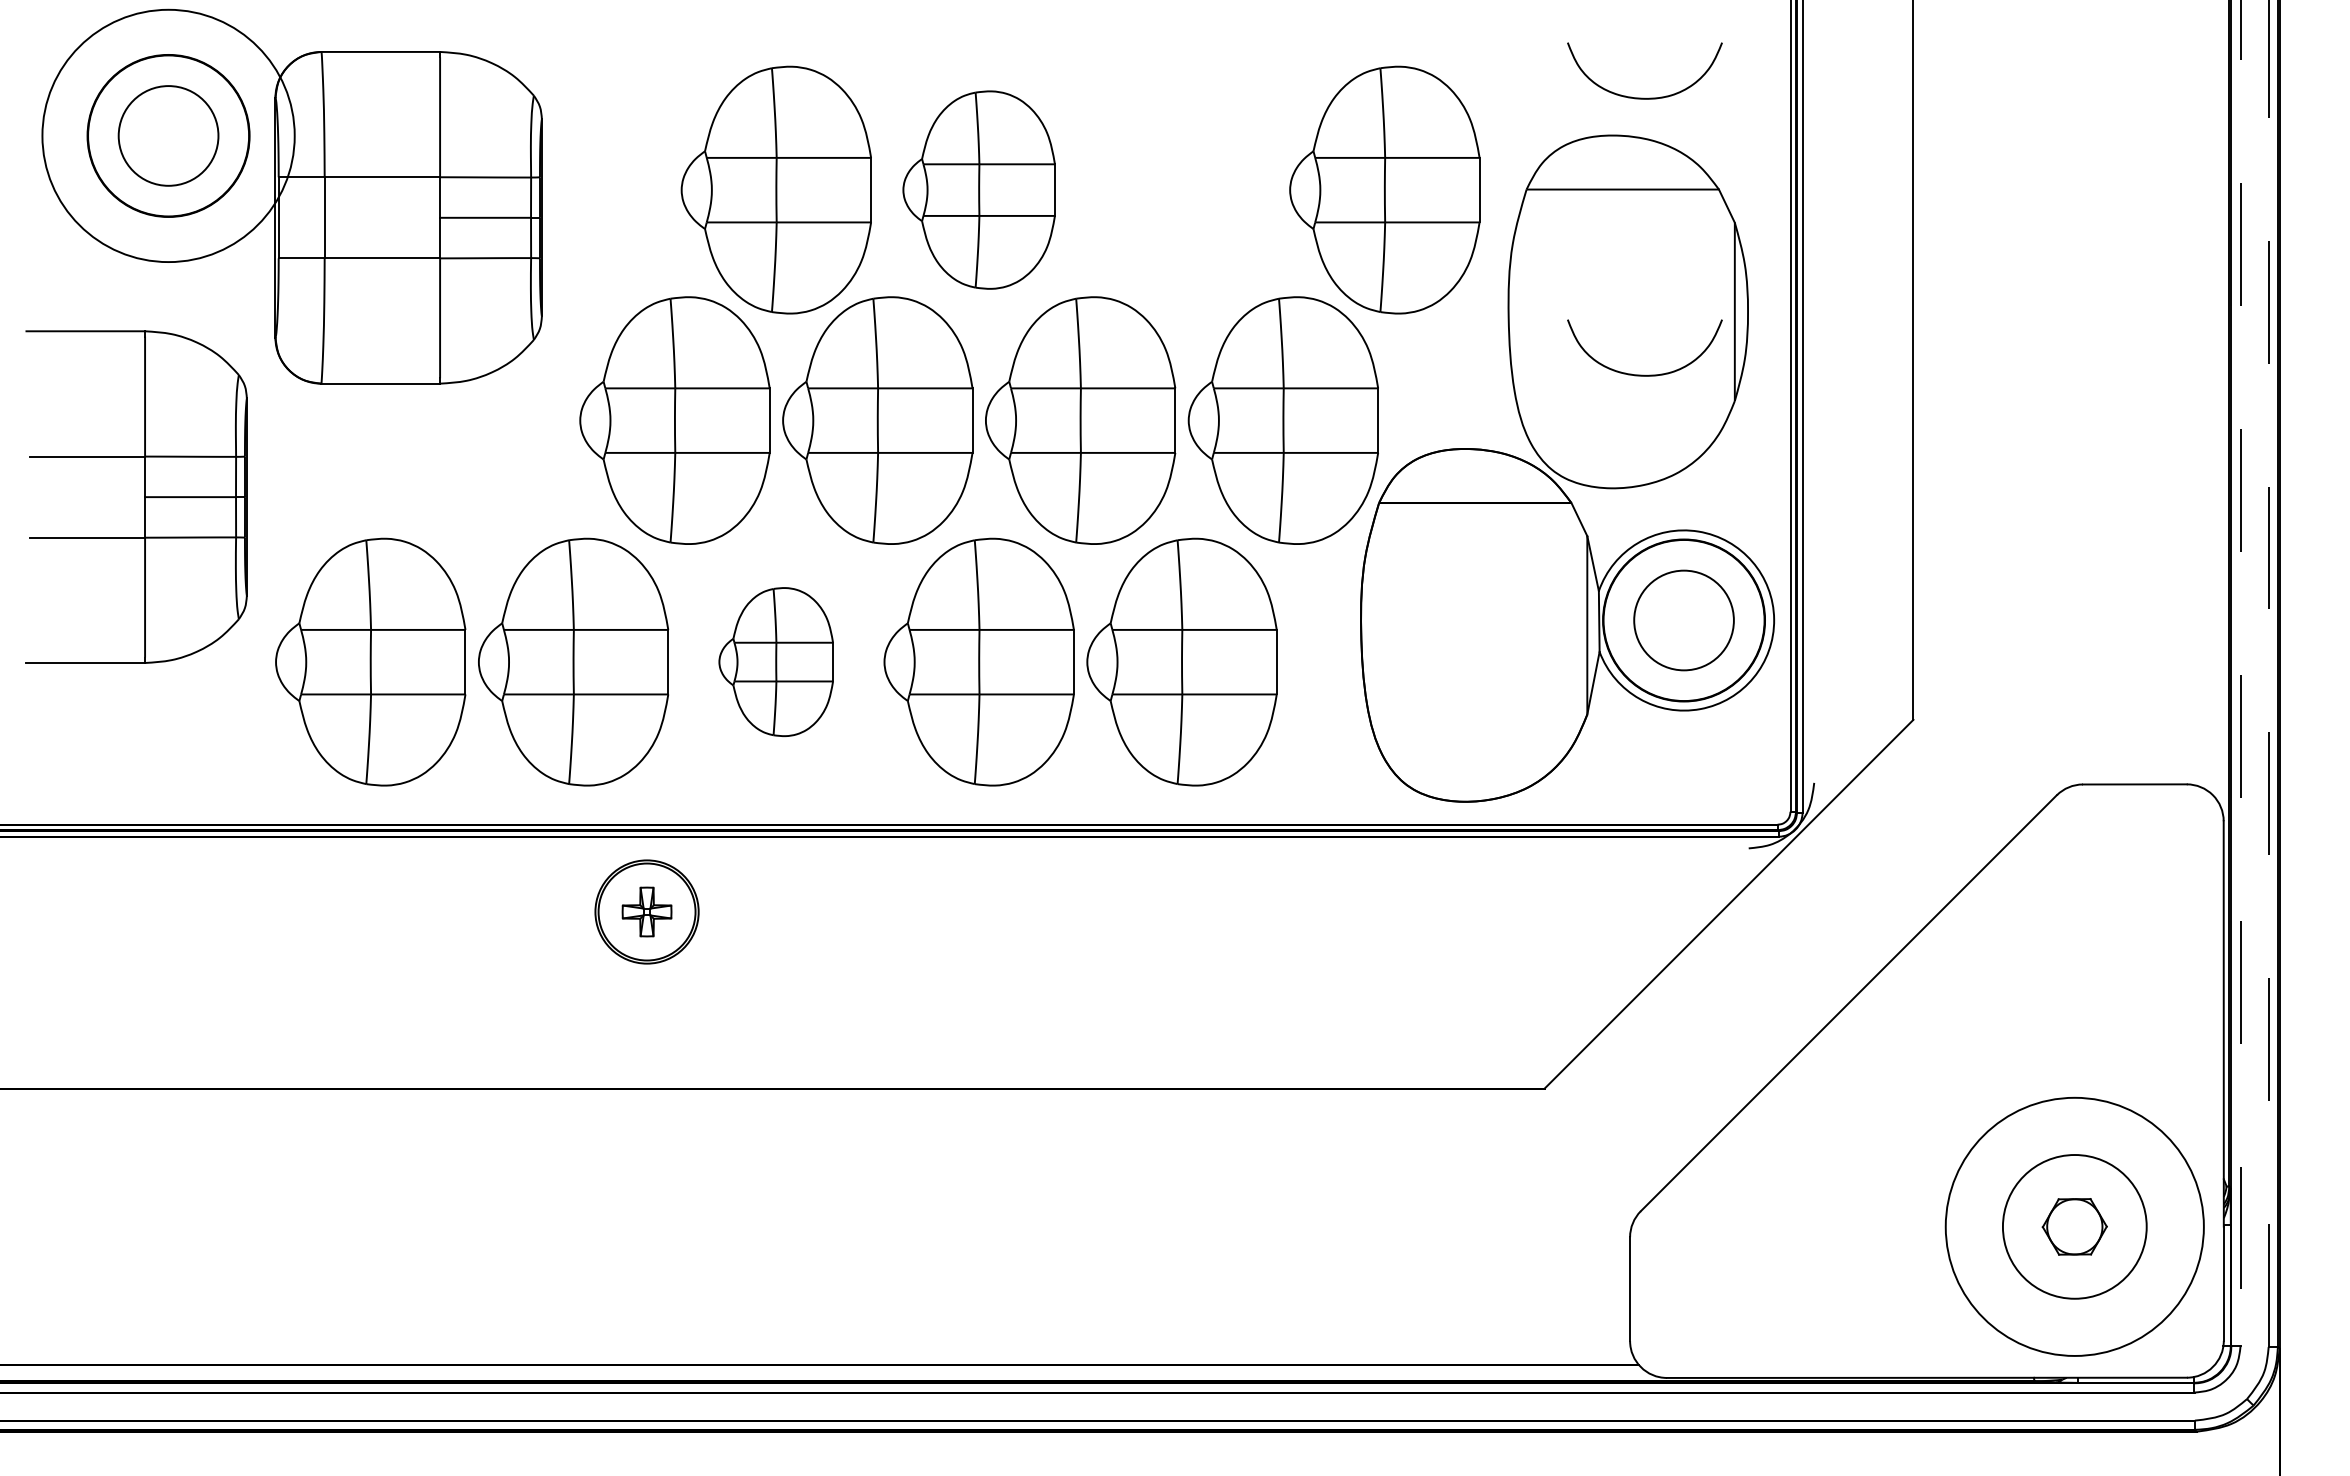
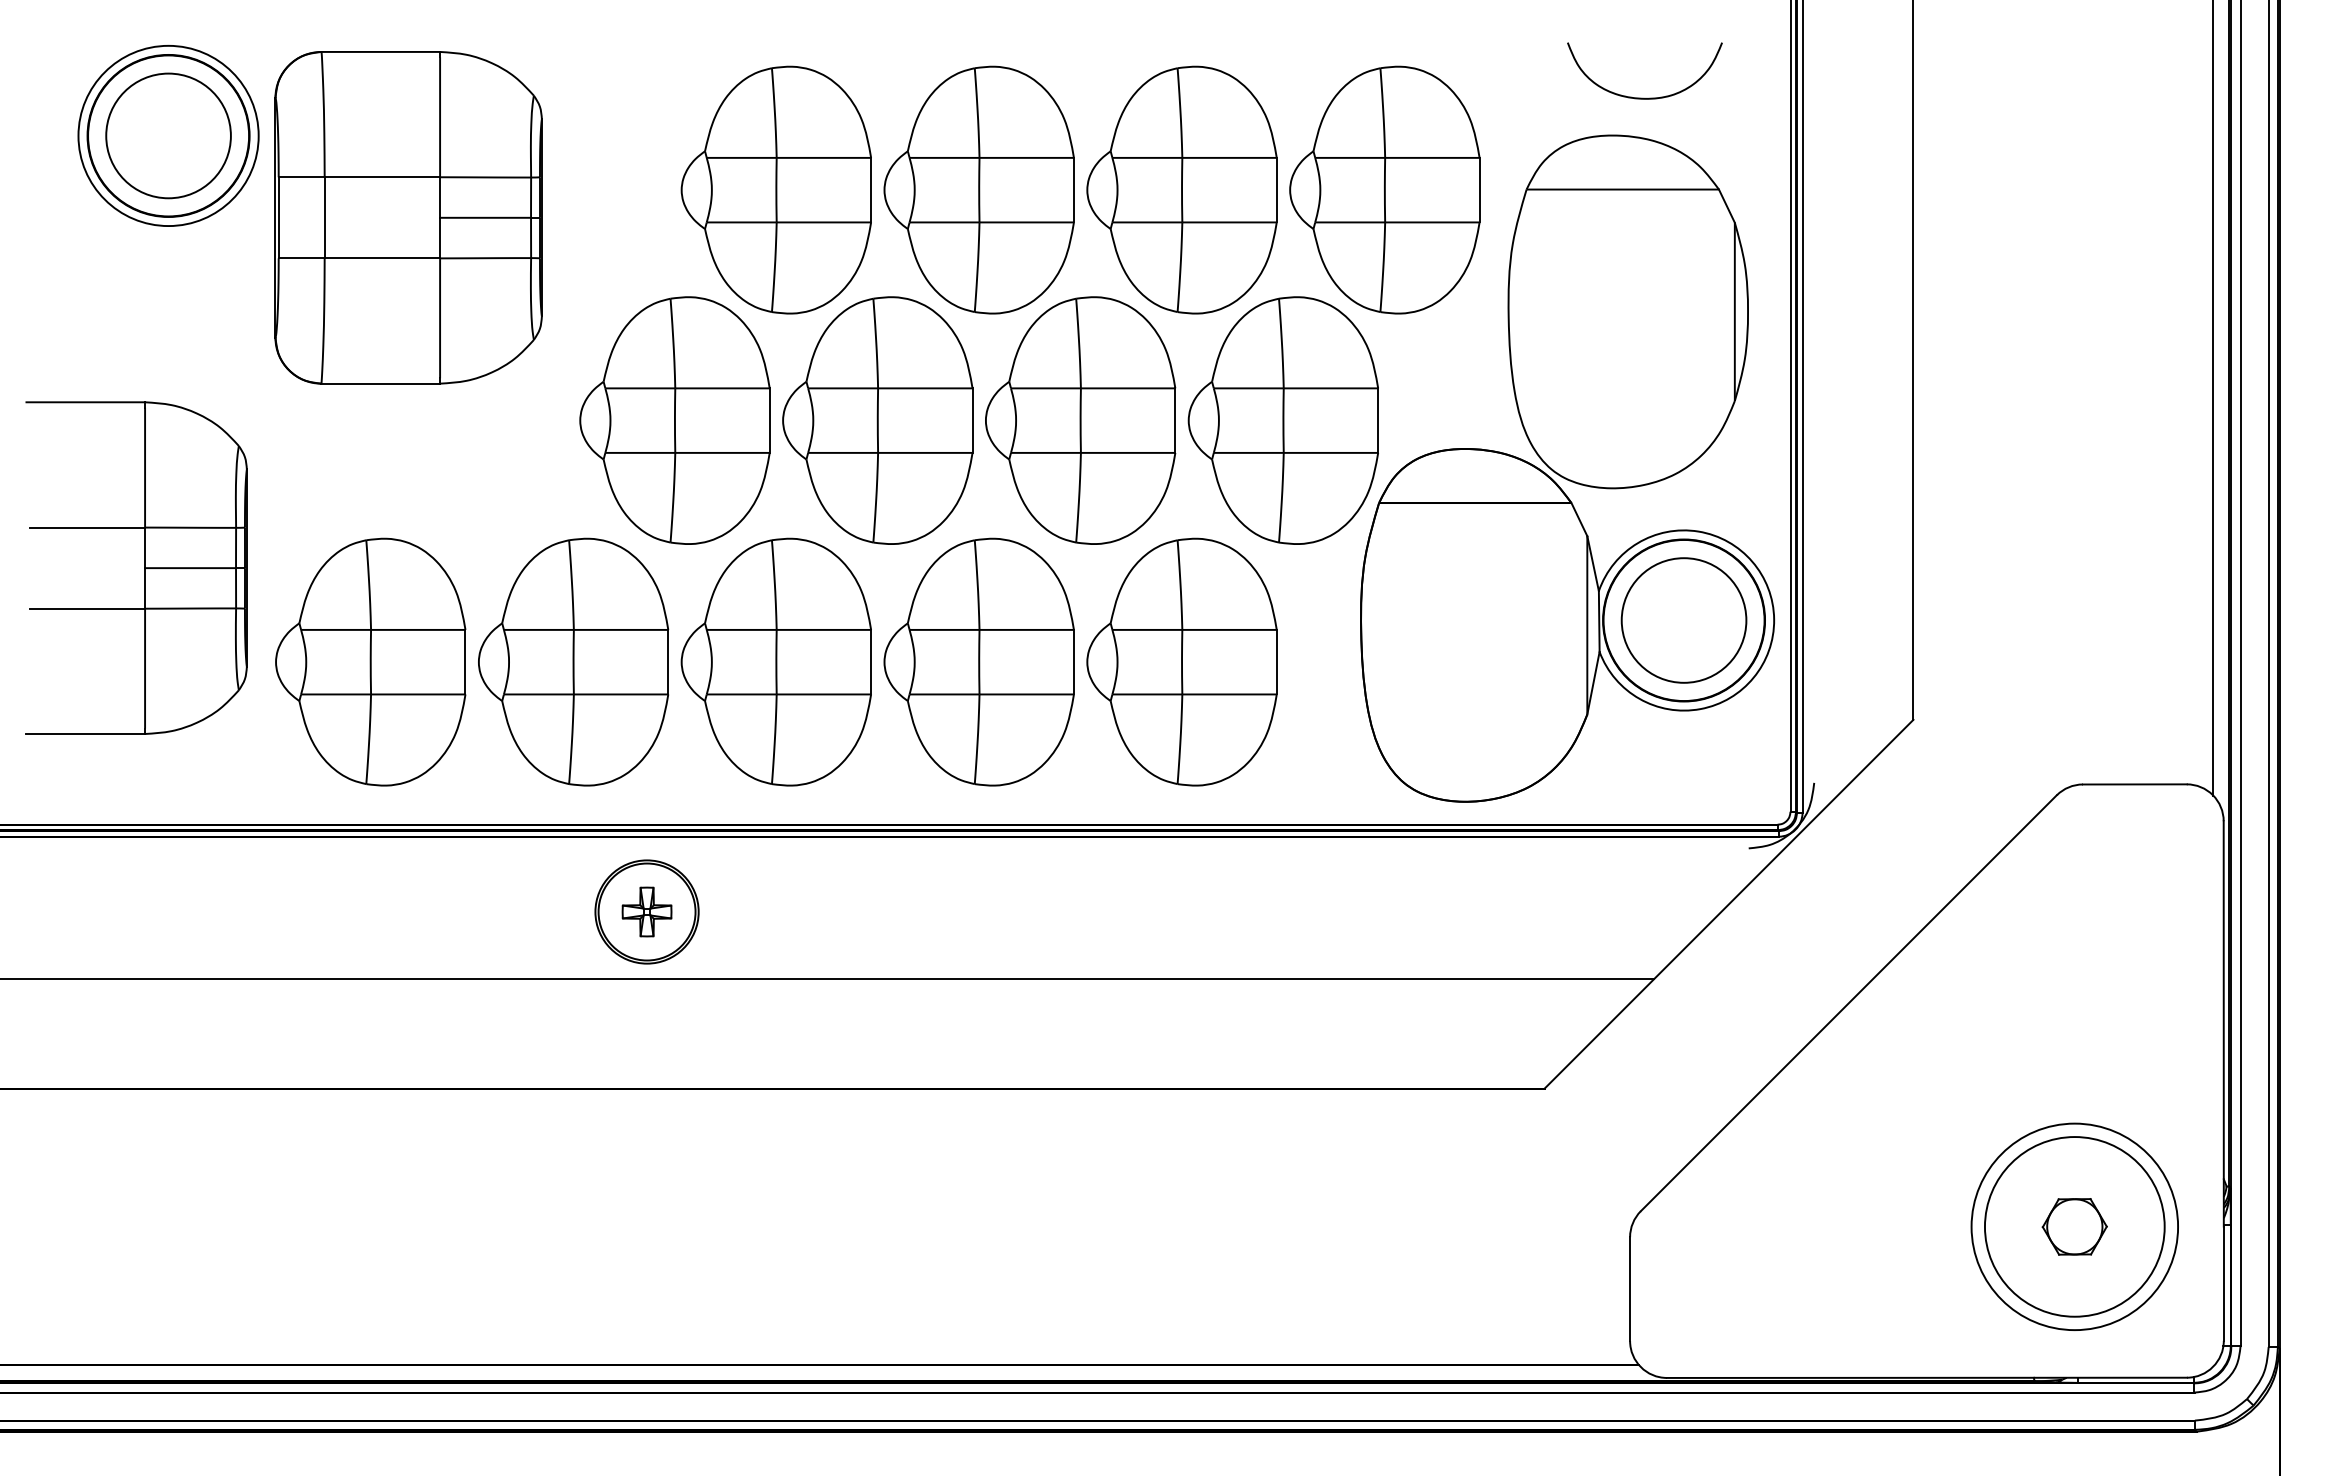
circle diameter: 100 px -> 125 px (168, 135)
circle diameter: 252 px -> 180 px (168, 135)
part size: 154x200 px -> 192x250 px (978, 189)
part: none -> present (1181, 189)
curve: present -> none (1644, 374)
line: none -> present (2213, 398)
part position: (144, 496) -> (144, 567) (144, 567)
circle diameter: 100 px -> 125 px (1683, 620)
part size: 116x150 px -> 192x250 px (775, 661)
line: dashed -> solid (2240, 673)
line: dashed -> solid (2268, 673)
line: none -> present (827, 979)
circle diameter: 144 px -> 180 px (2074, 1226)
circle diameter: 258 px -> 207 px (2074, 1226)
